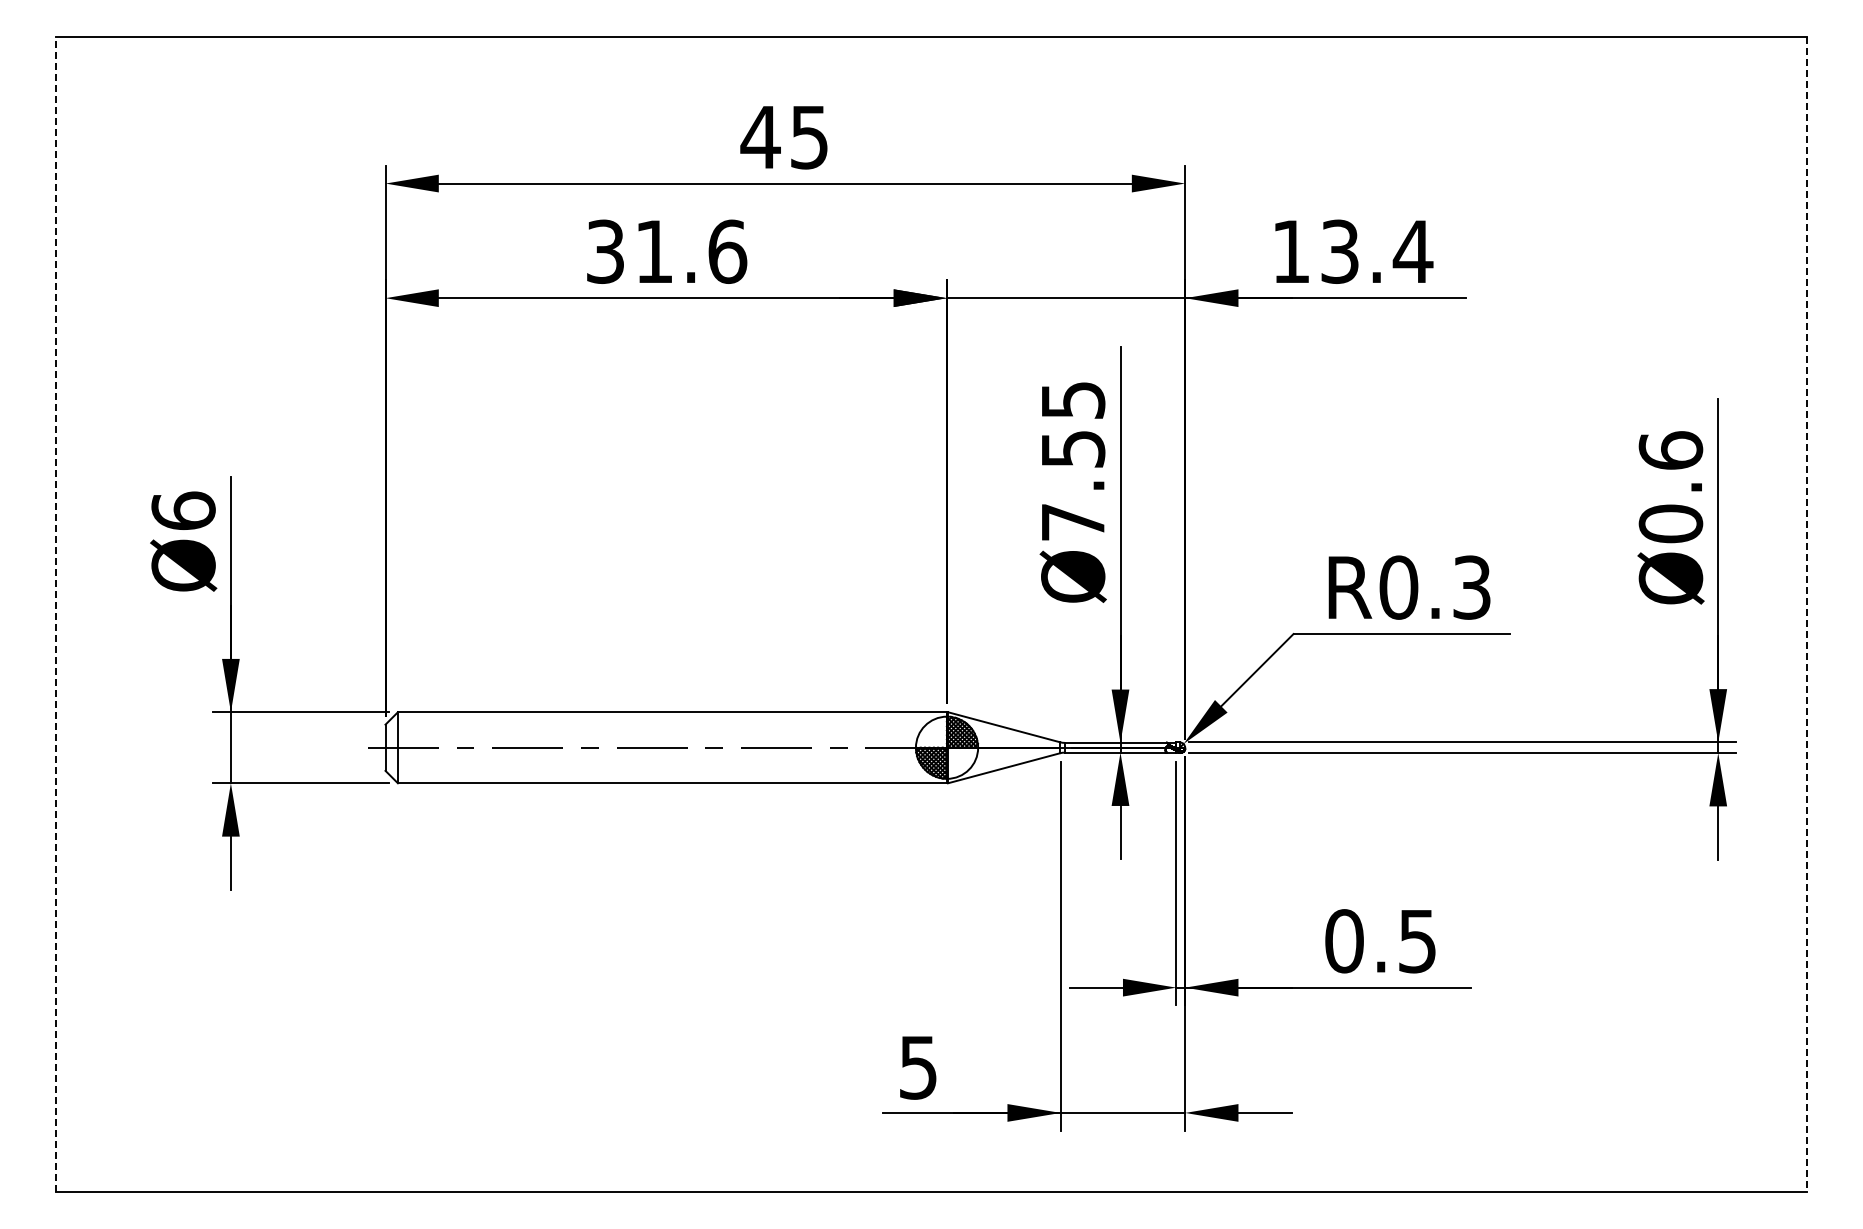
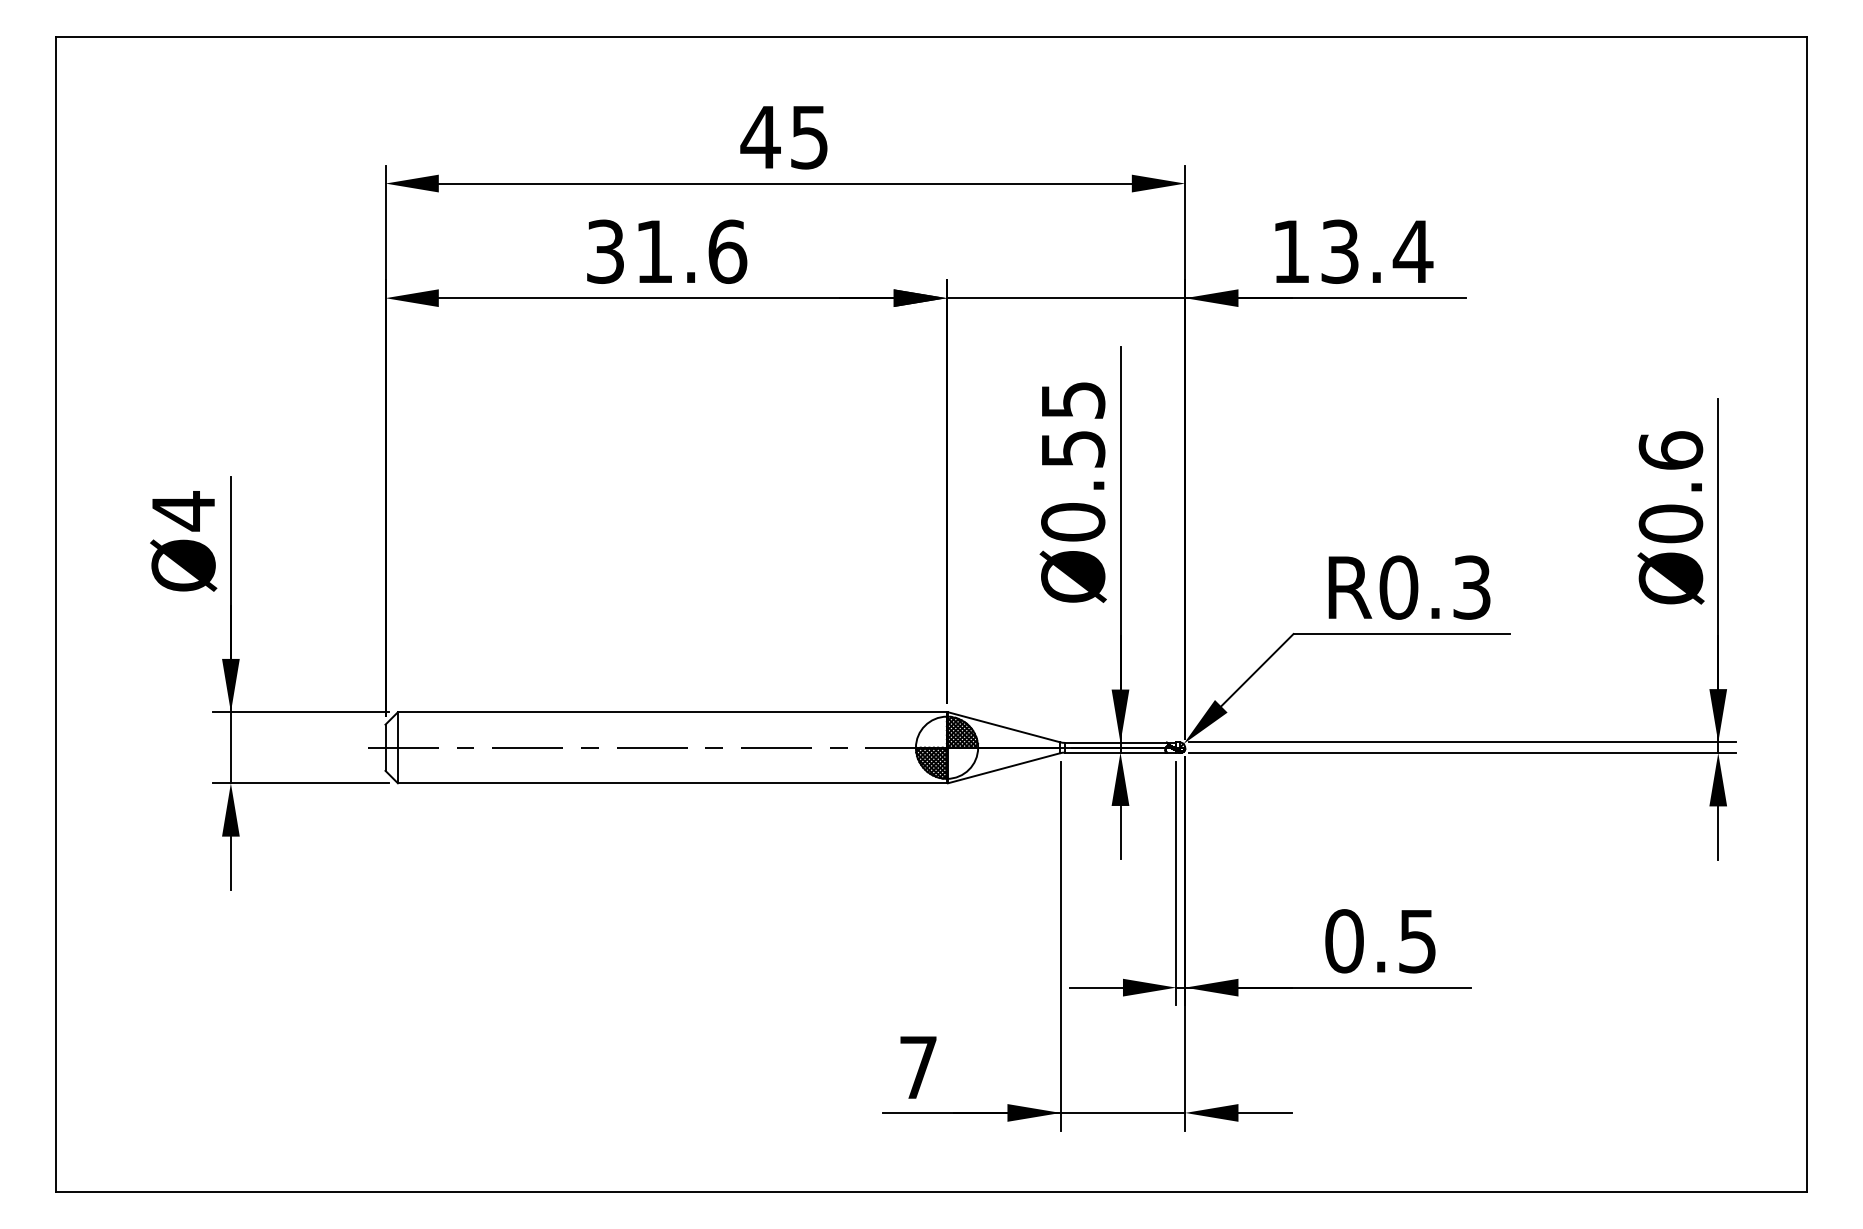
text: Ø6 -> Ø4 (183, 511)
text: Ø7.55 -> Ø0.55 (1073, 522)
line: dashed -> solid (55, 614)
line: dashed -> solid (1807, 614)
text: 5 -> 7 (918, 1067)
